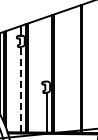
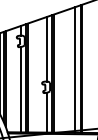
line: none -> present (47, 48)
line: none -> present (75, 69)
line: dashed -> solid (21, 89)
